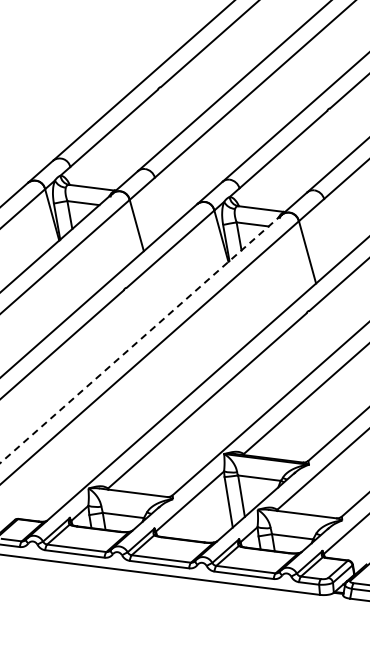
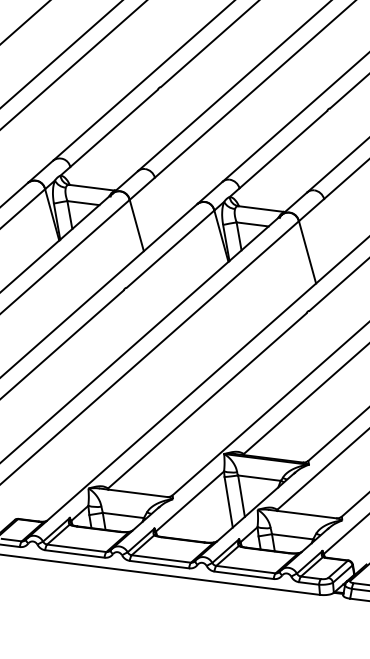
line: none -> present (25, 22)
line: none -> present (61, 54)
line: none -> present (73, 65)
line: dashed -> solid (141, 338)
